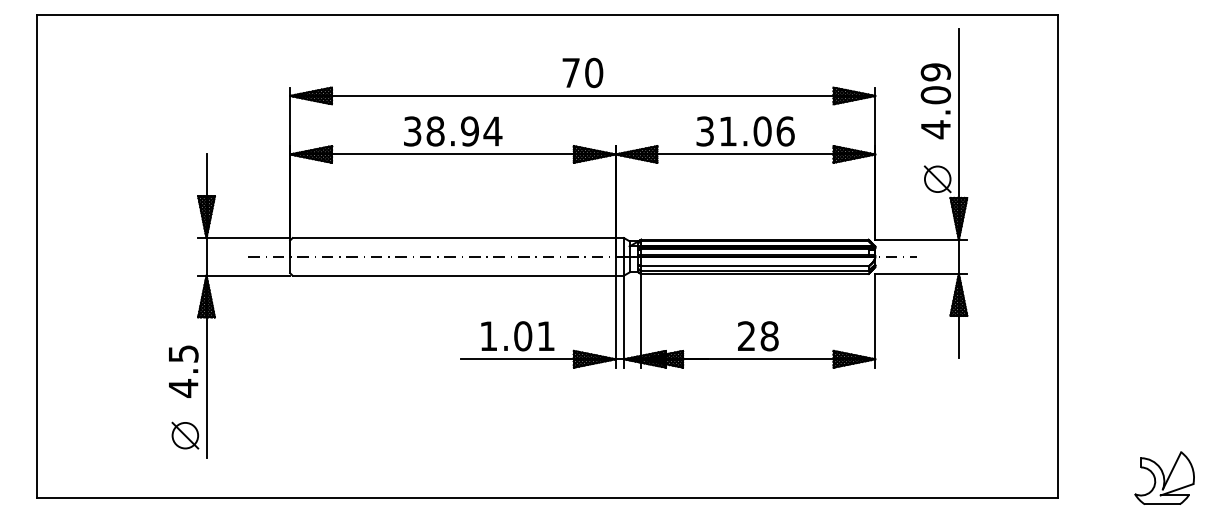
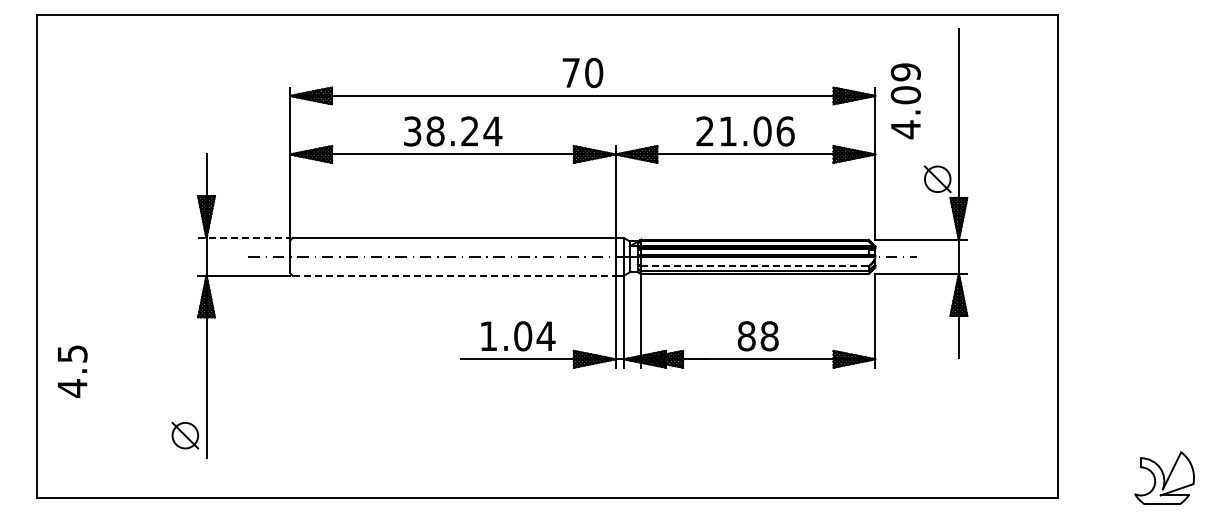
text position: (935, 101) -> (905, 101) (905, 101)
text: 38.94 -> 38.24 (469, 131)
text: 31.06 -> 21.06 (704, 131)
line: solid -> dashed (244, 238)
line: solid -> dashed (754, 266)
line: solid -> dashed (454, 275)
text: 1.01 -> 1.04 (545, 335)
text: 28 -> 88 (746, 336)
text position: (183, 371) -> (72, 371) (72, 371)
